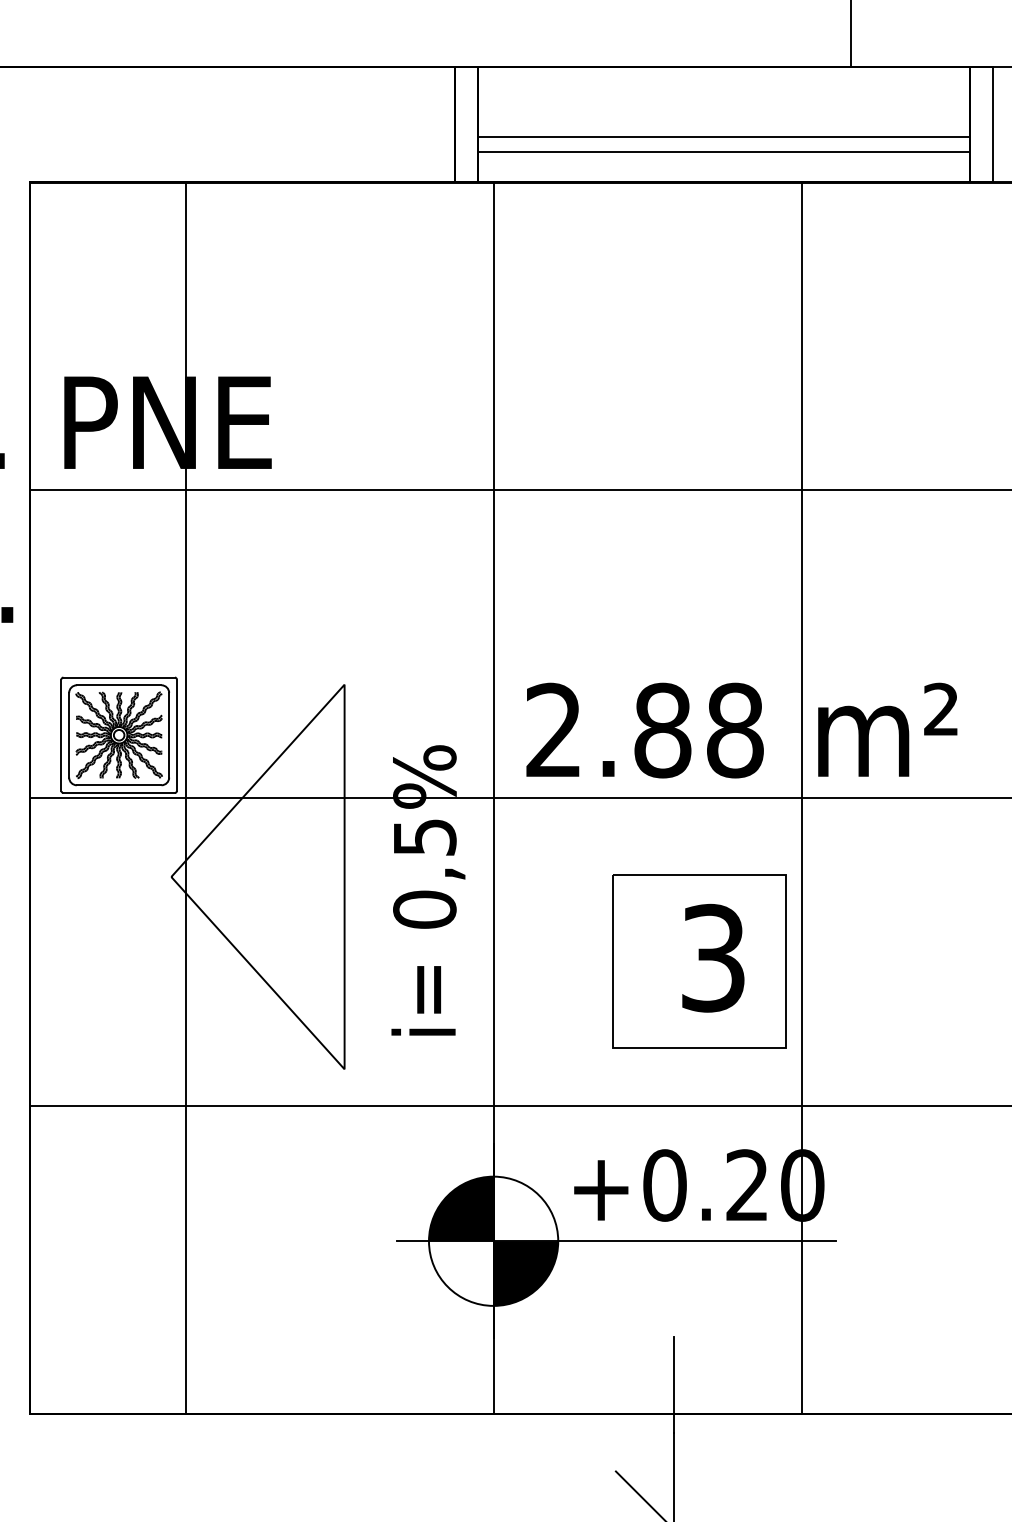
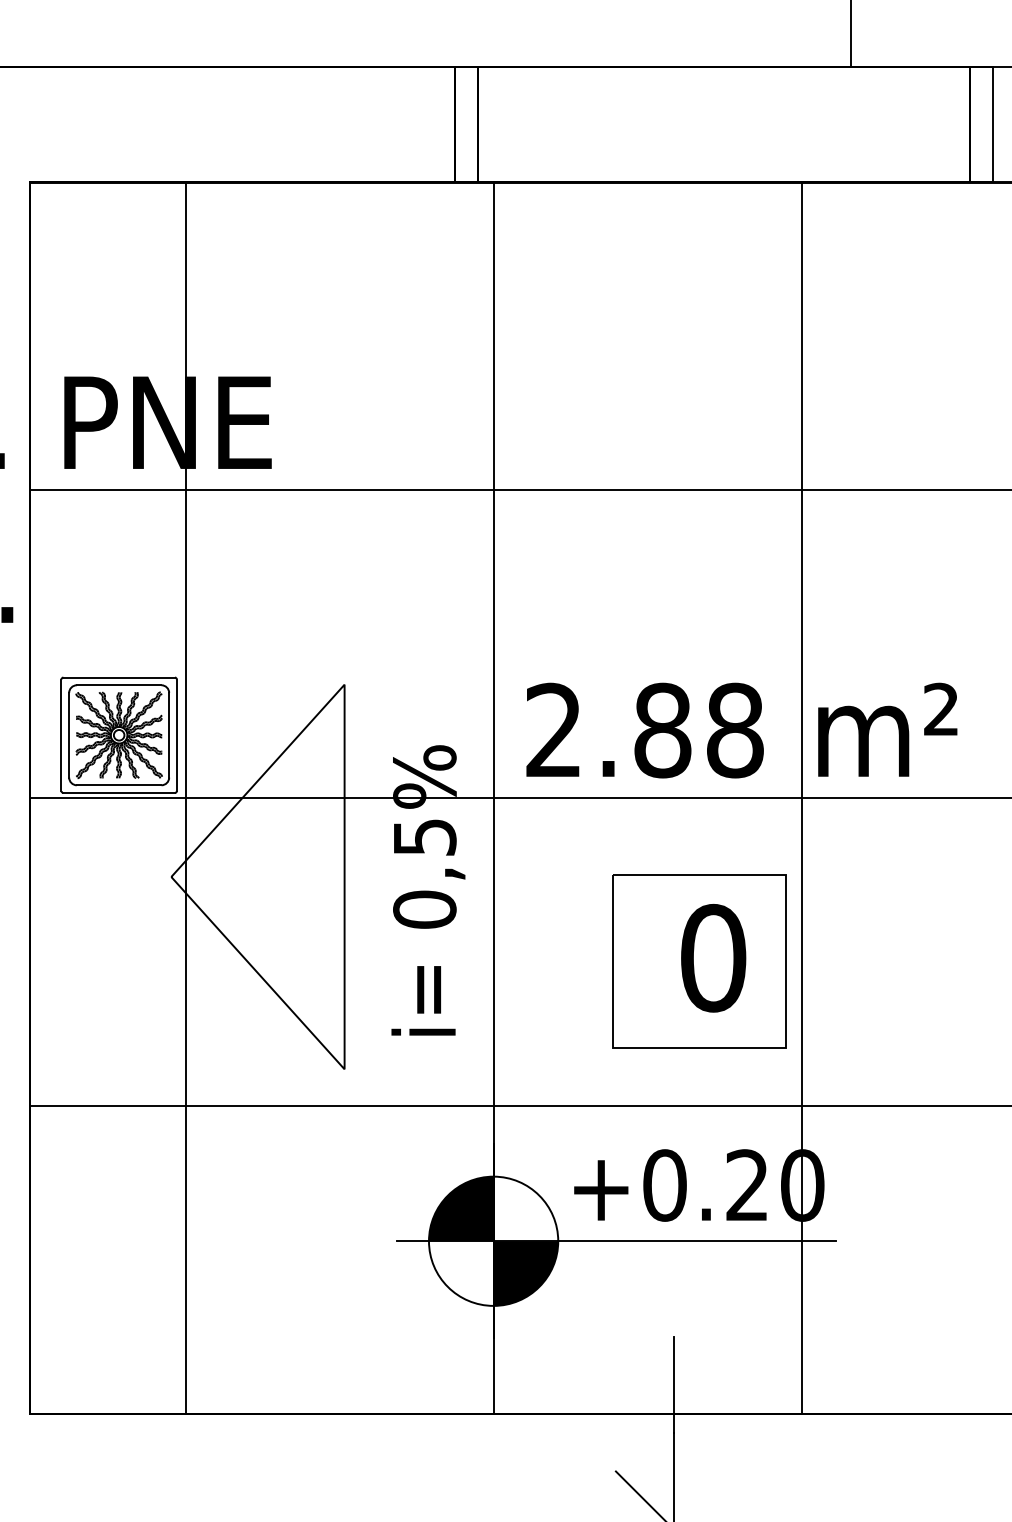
line: present -> none (723, 136)
line: present -> none (723, 152)
text: 3 -> 0 (713, 957)
